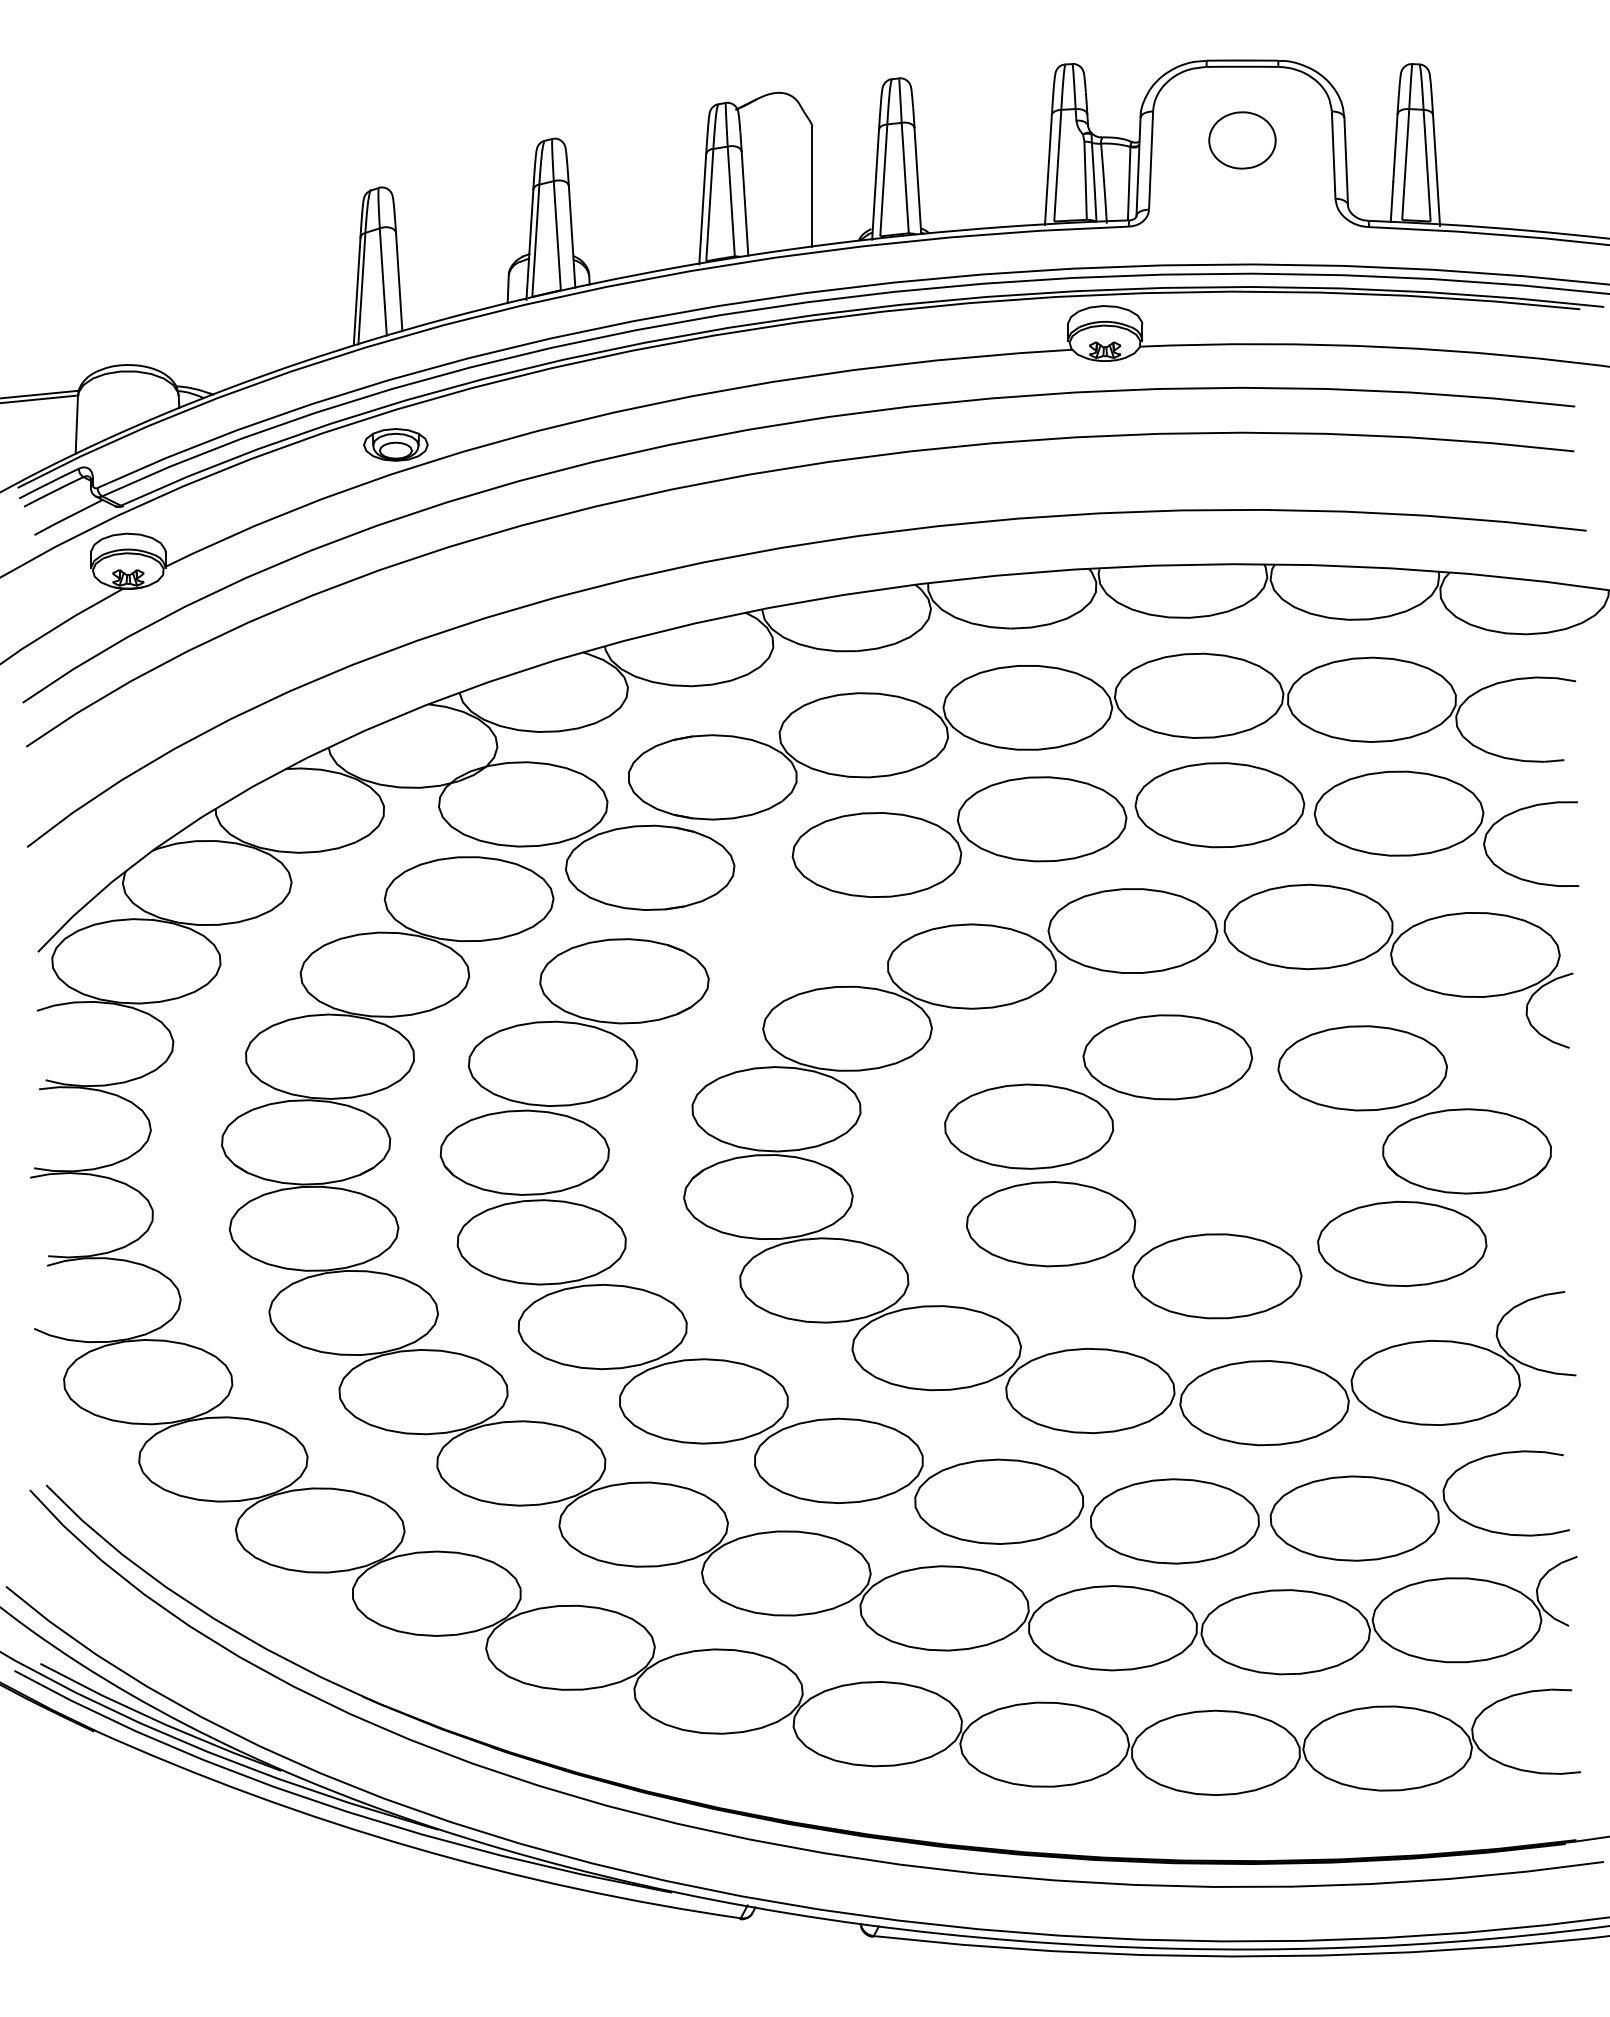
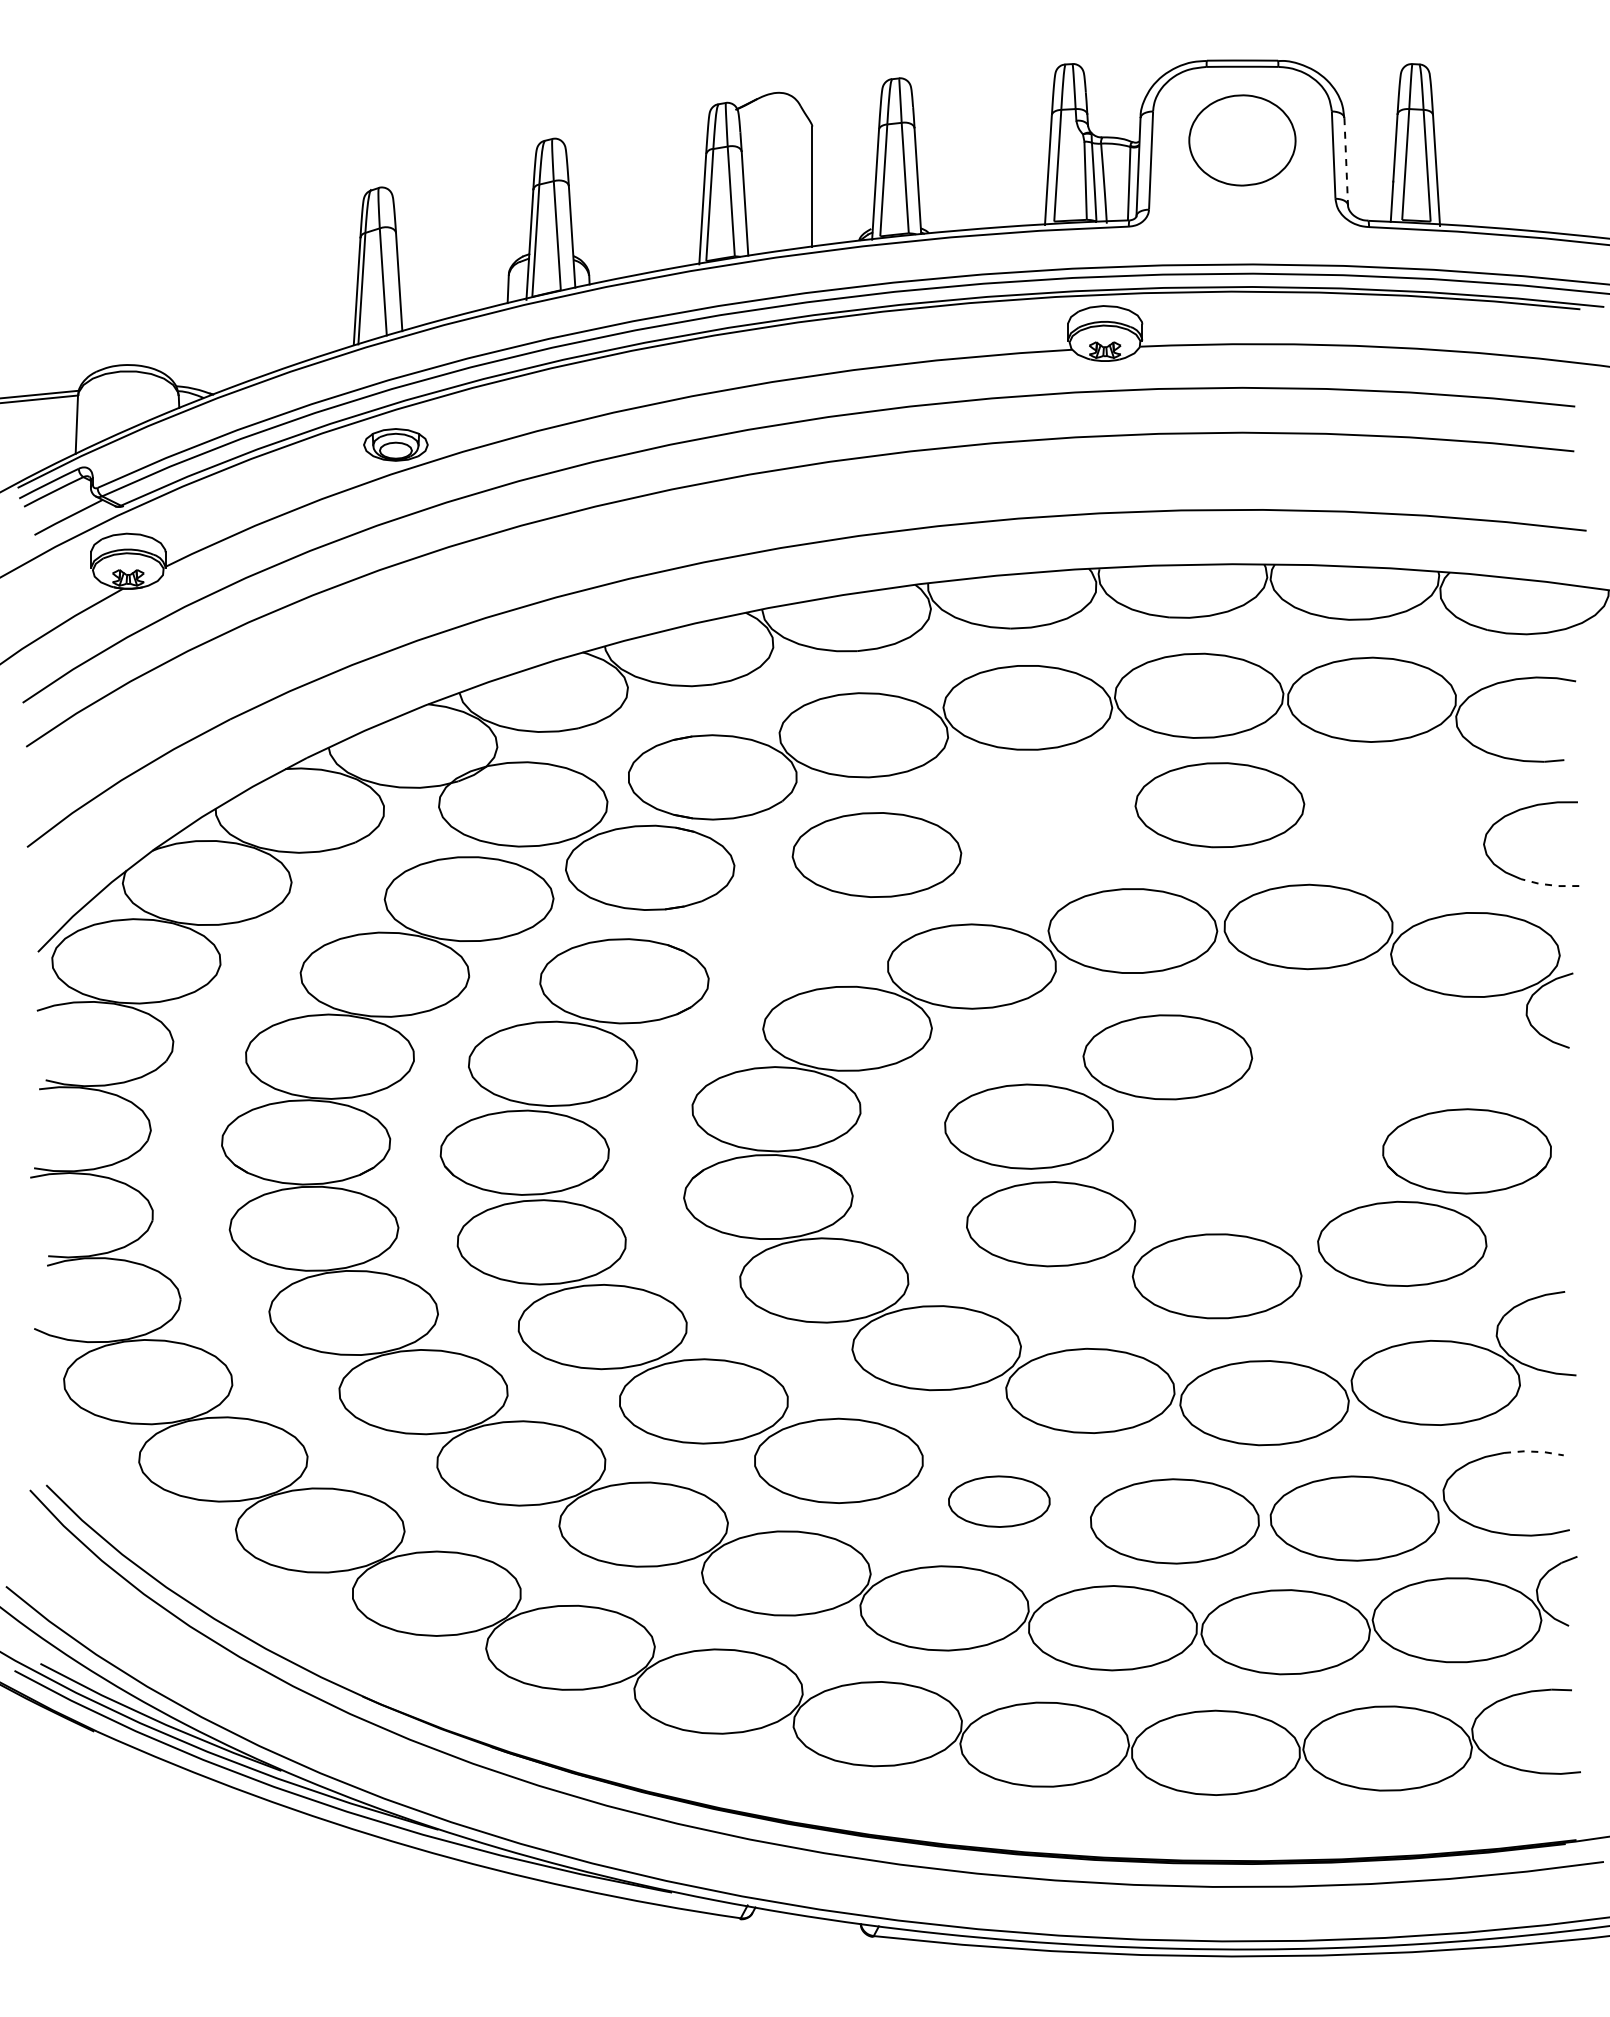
part size: 69x59 px -> 109x93 px (1242, 140)
line: solid -> dashed (1346, 161)
part: present -> none (1398, 813)
part: present -> none (1042, 819)
line: solid -> dashed (1549, 885)
part: present -> none (1362, 1068)
line: solid -> dashed (1533, 1451)
part size: 171x87 px -> 103x53 px (999, 1501)
